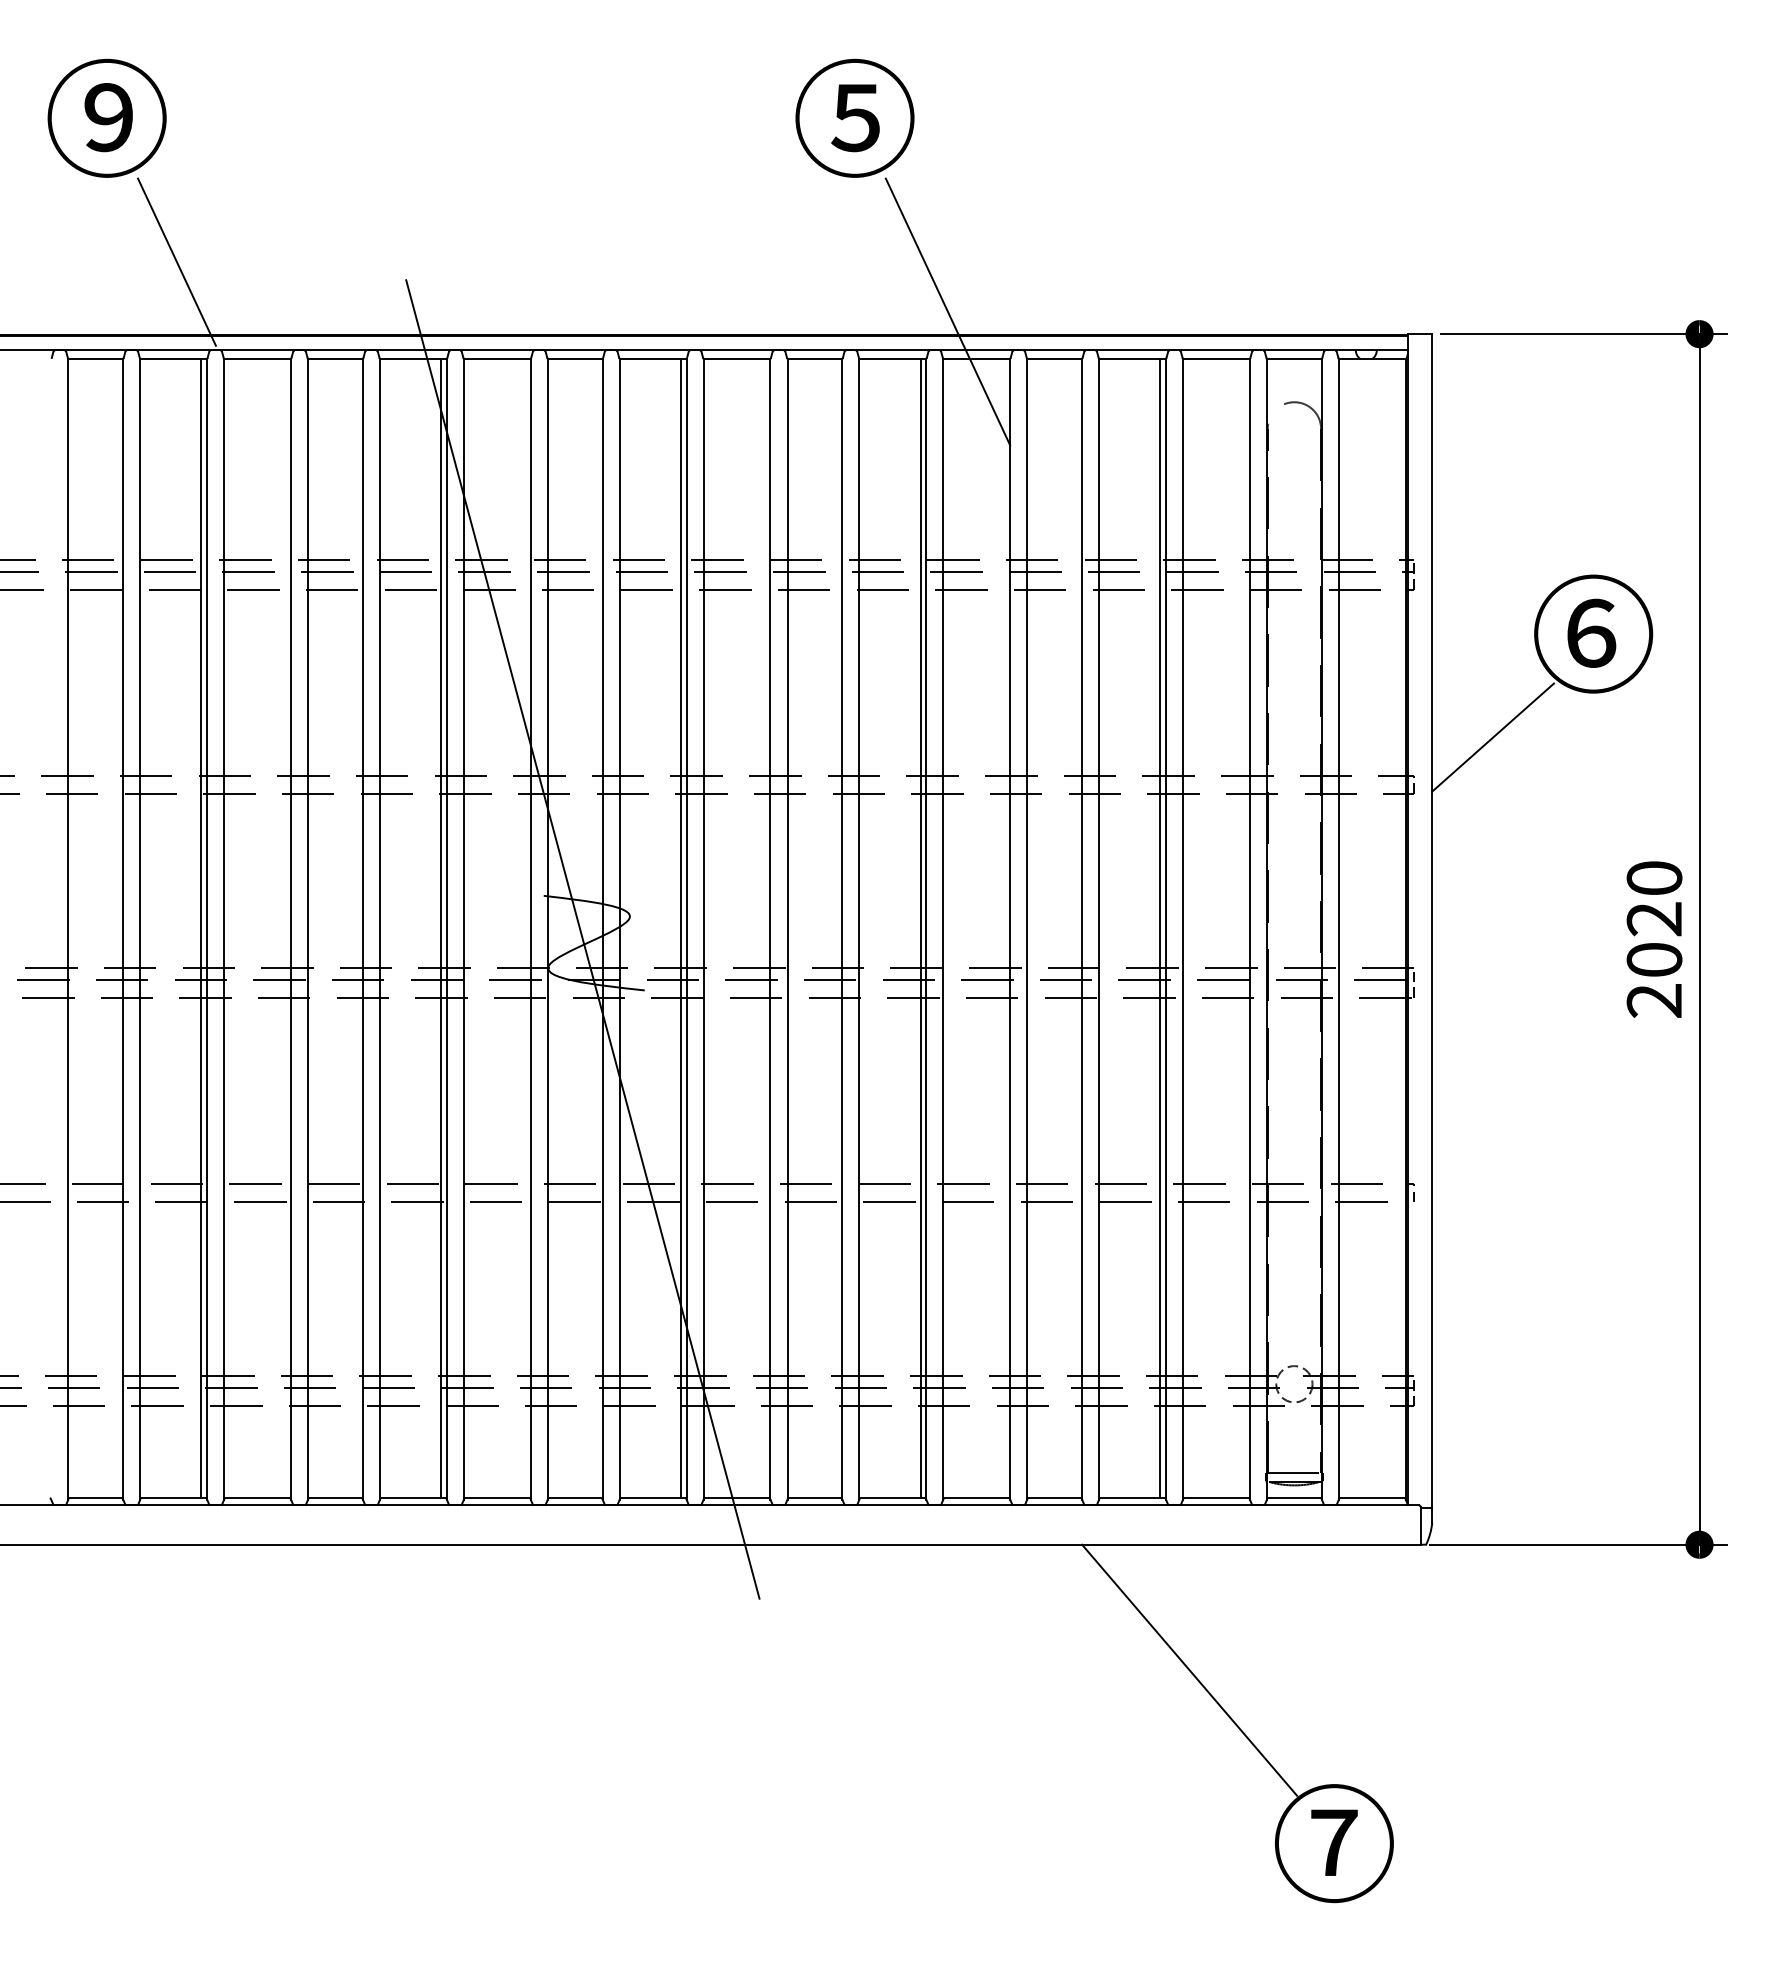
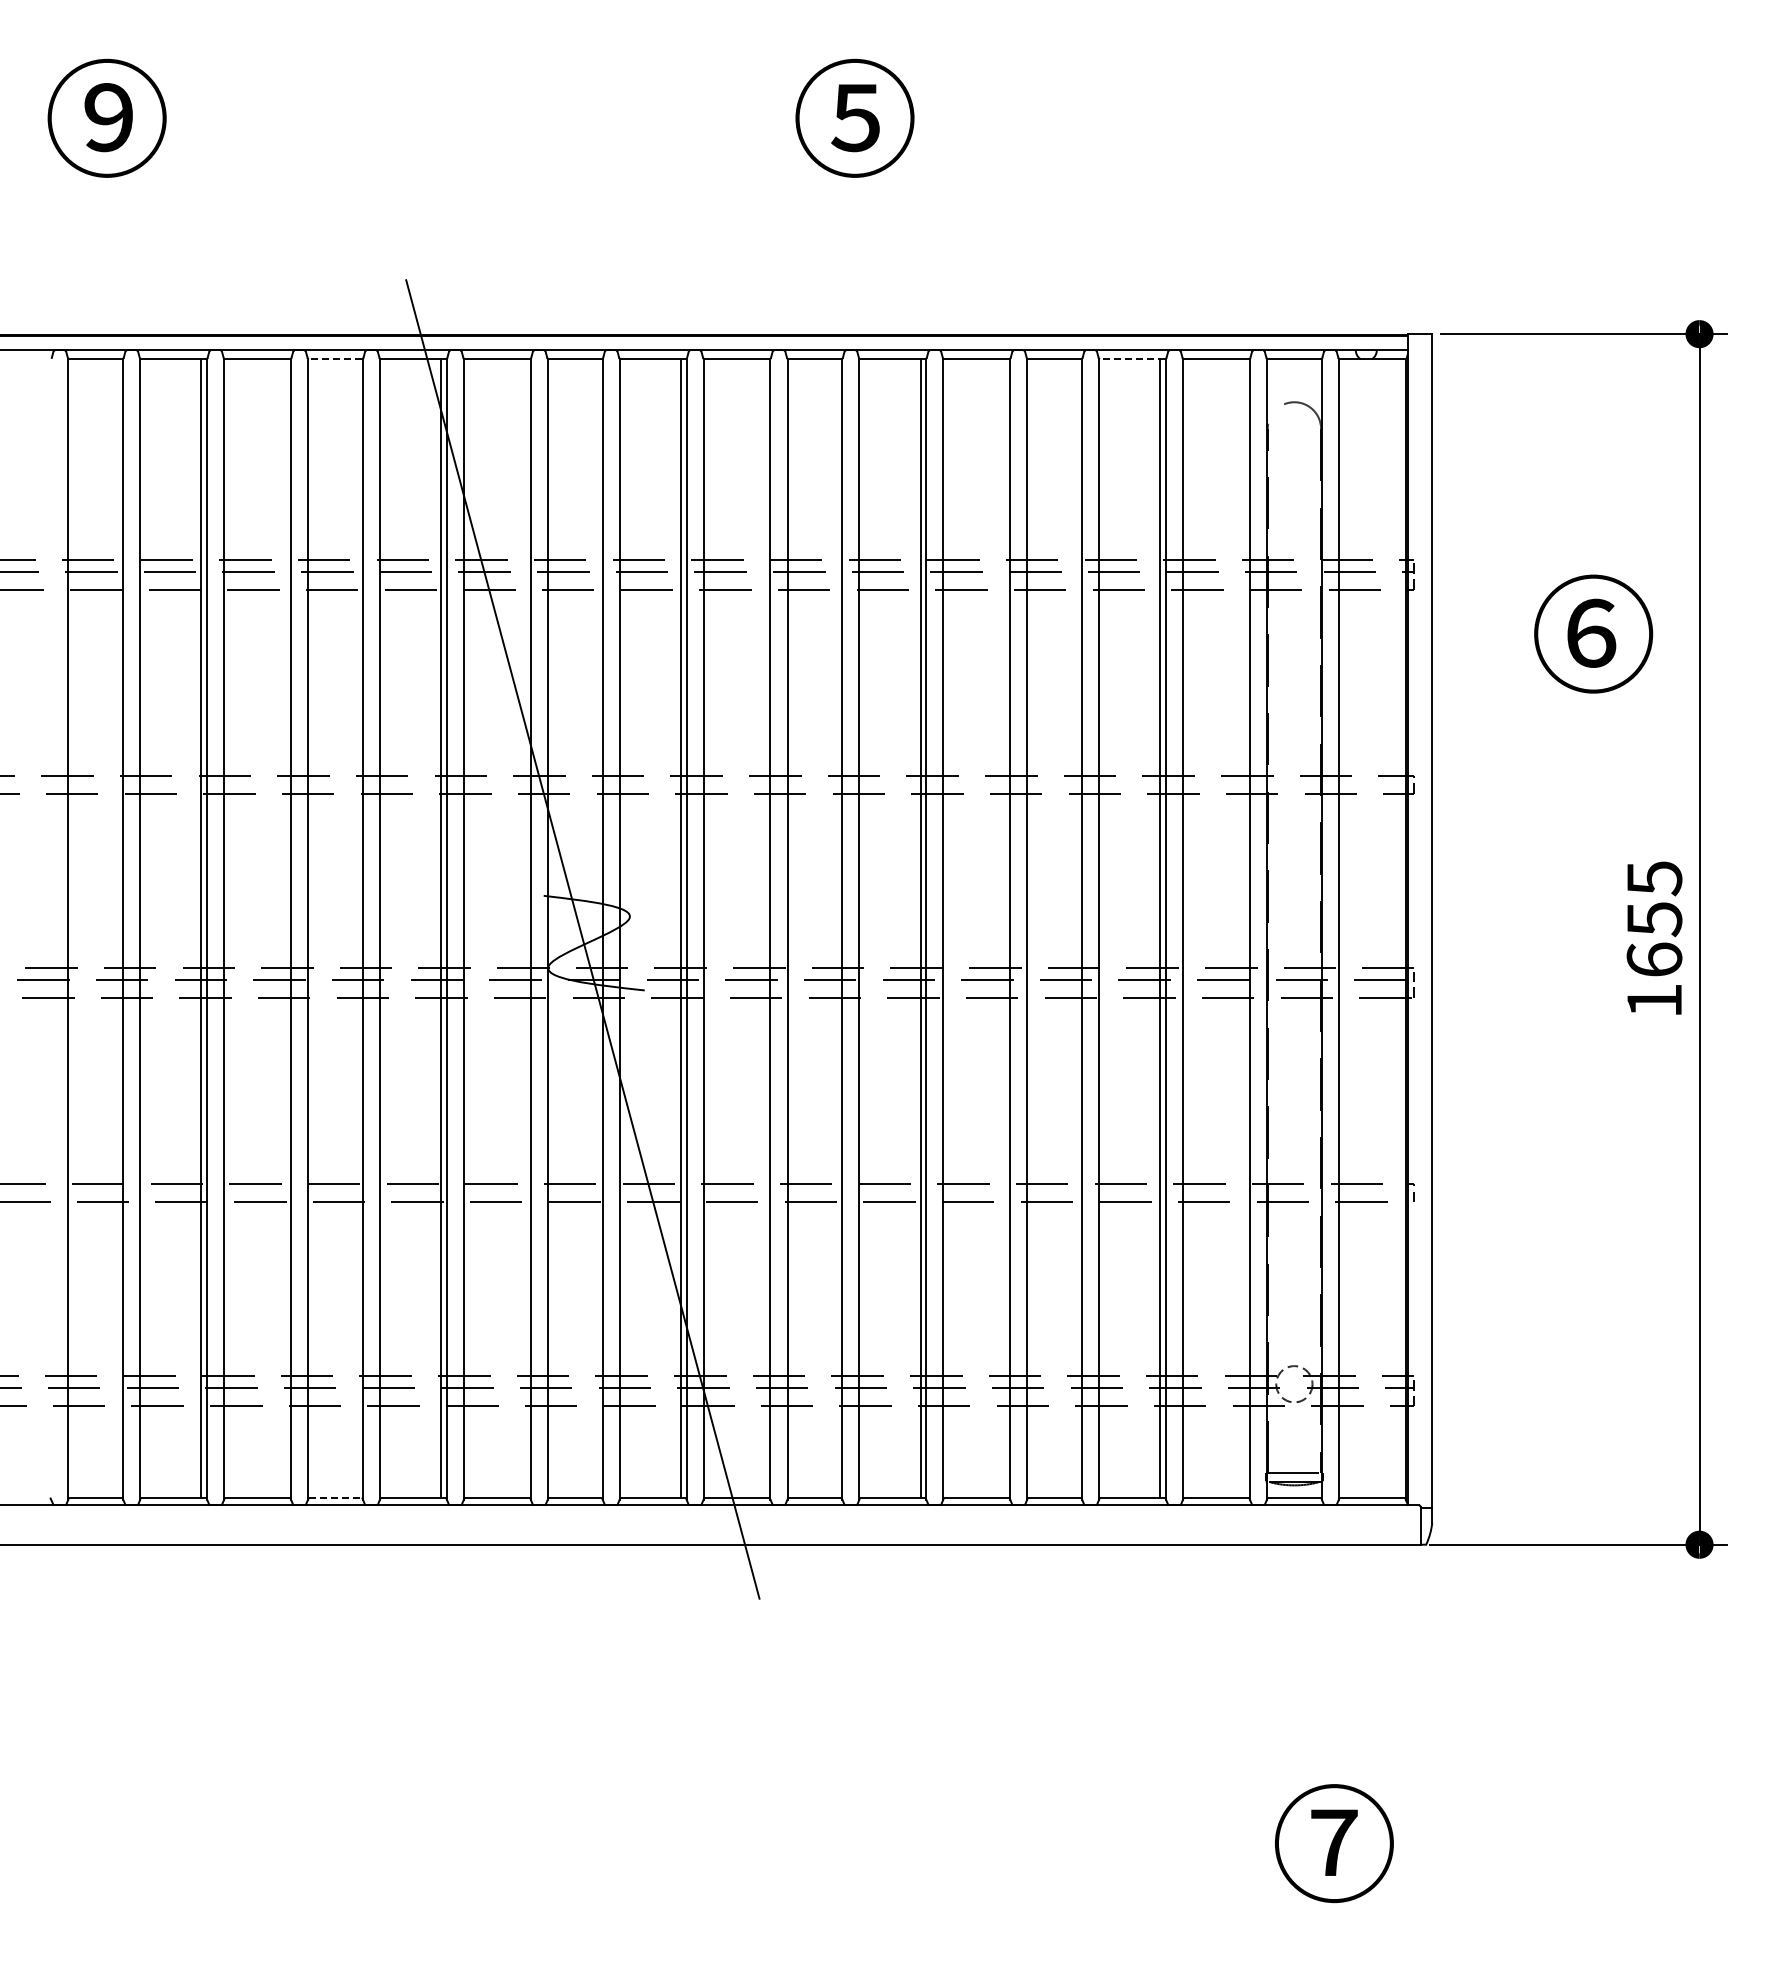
line: present -> none (176, 261)
line: present -> none (947, 311)
line: solid -> dashed (335, 359)
line: solid -> dashed (1132, 359)
line: present -> none (1492, 737)
text: 2020 -> 1655 (1654, 939)
line: solid -> dashed (335, 1498)
line: present -> none (1189, 1669)
